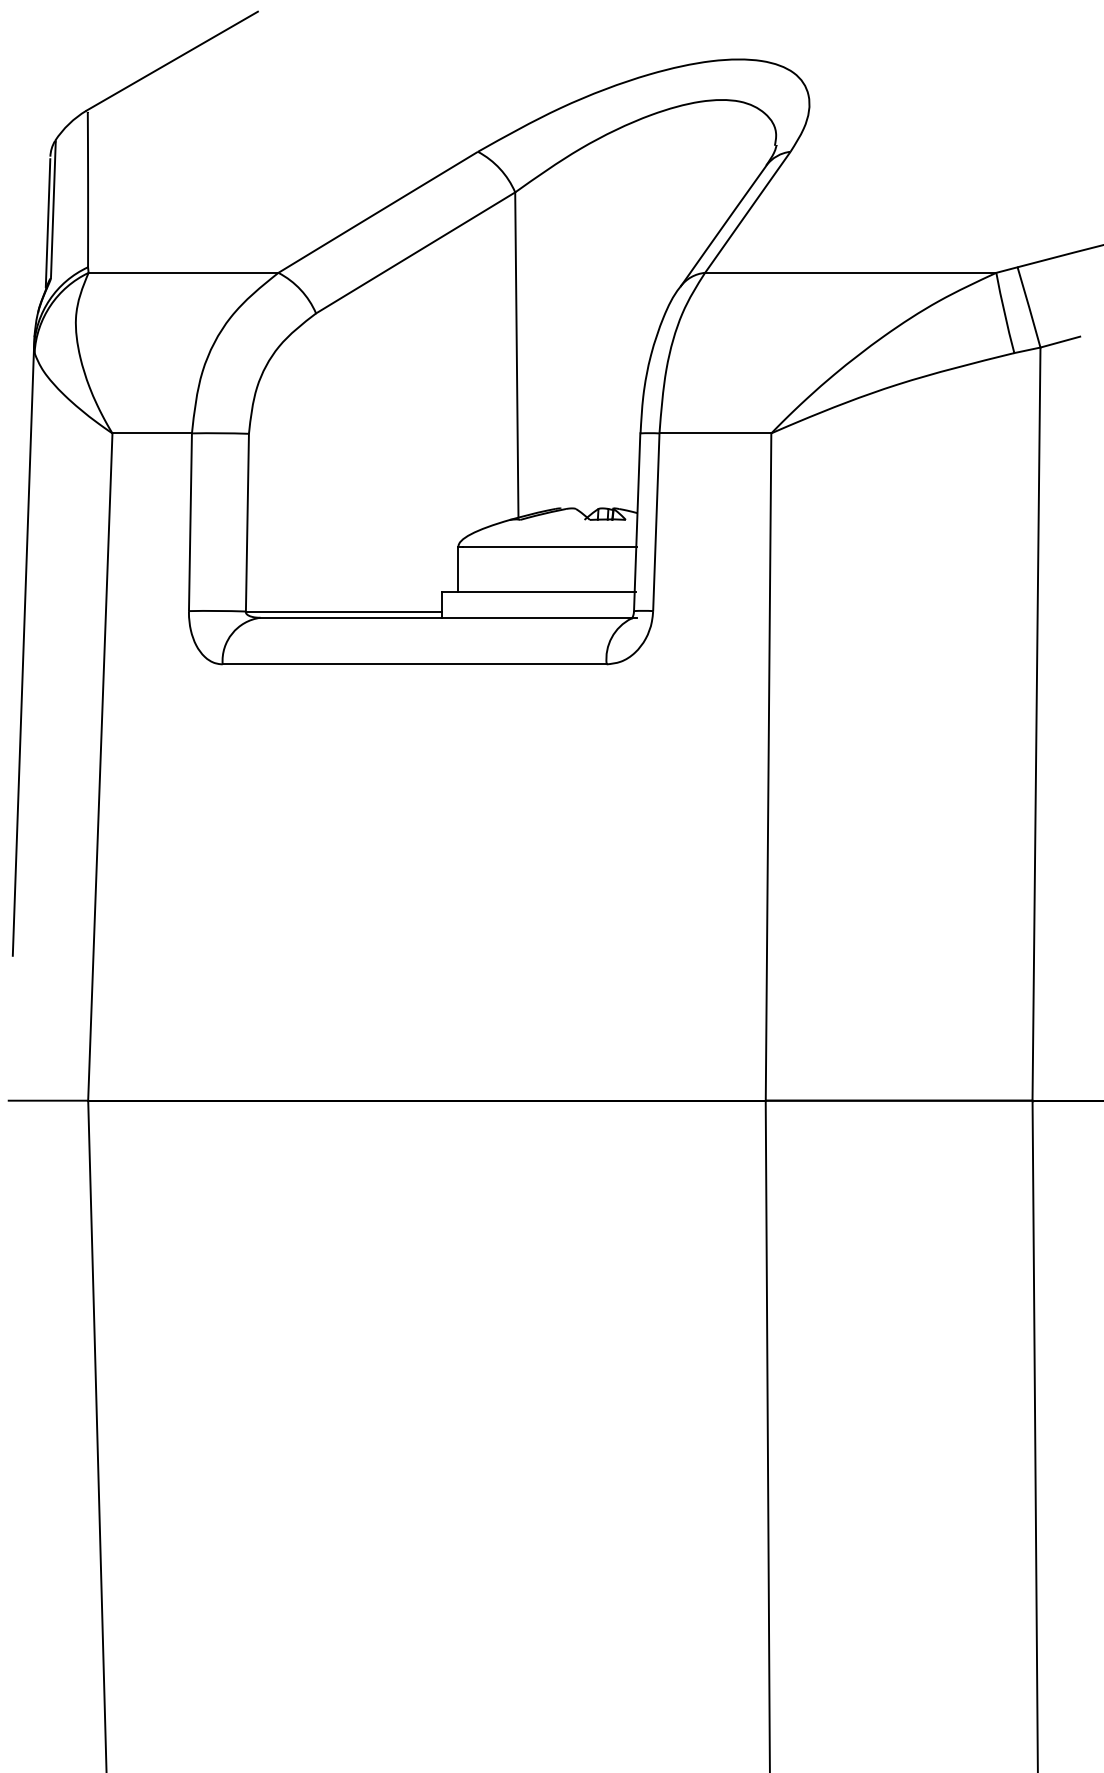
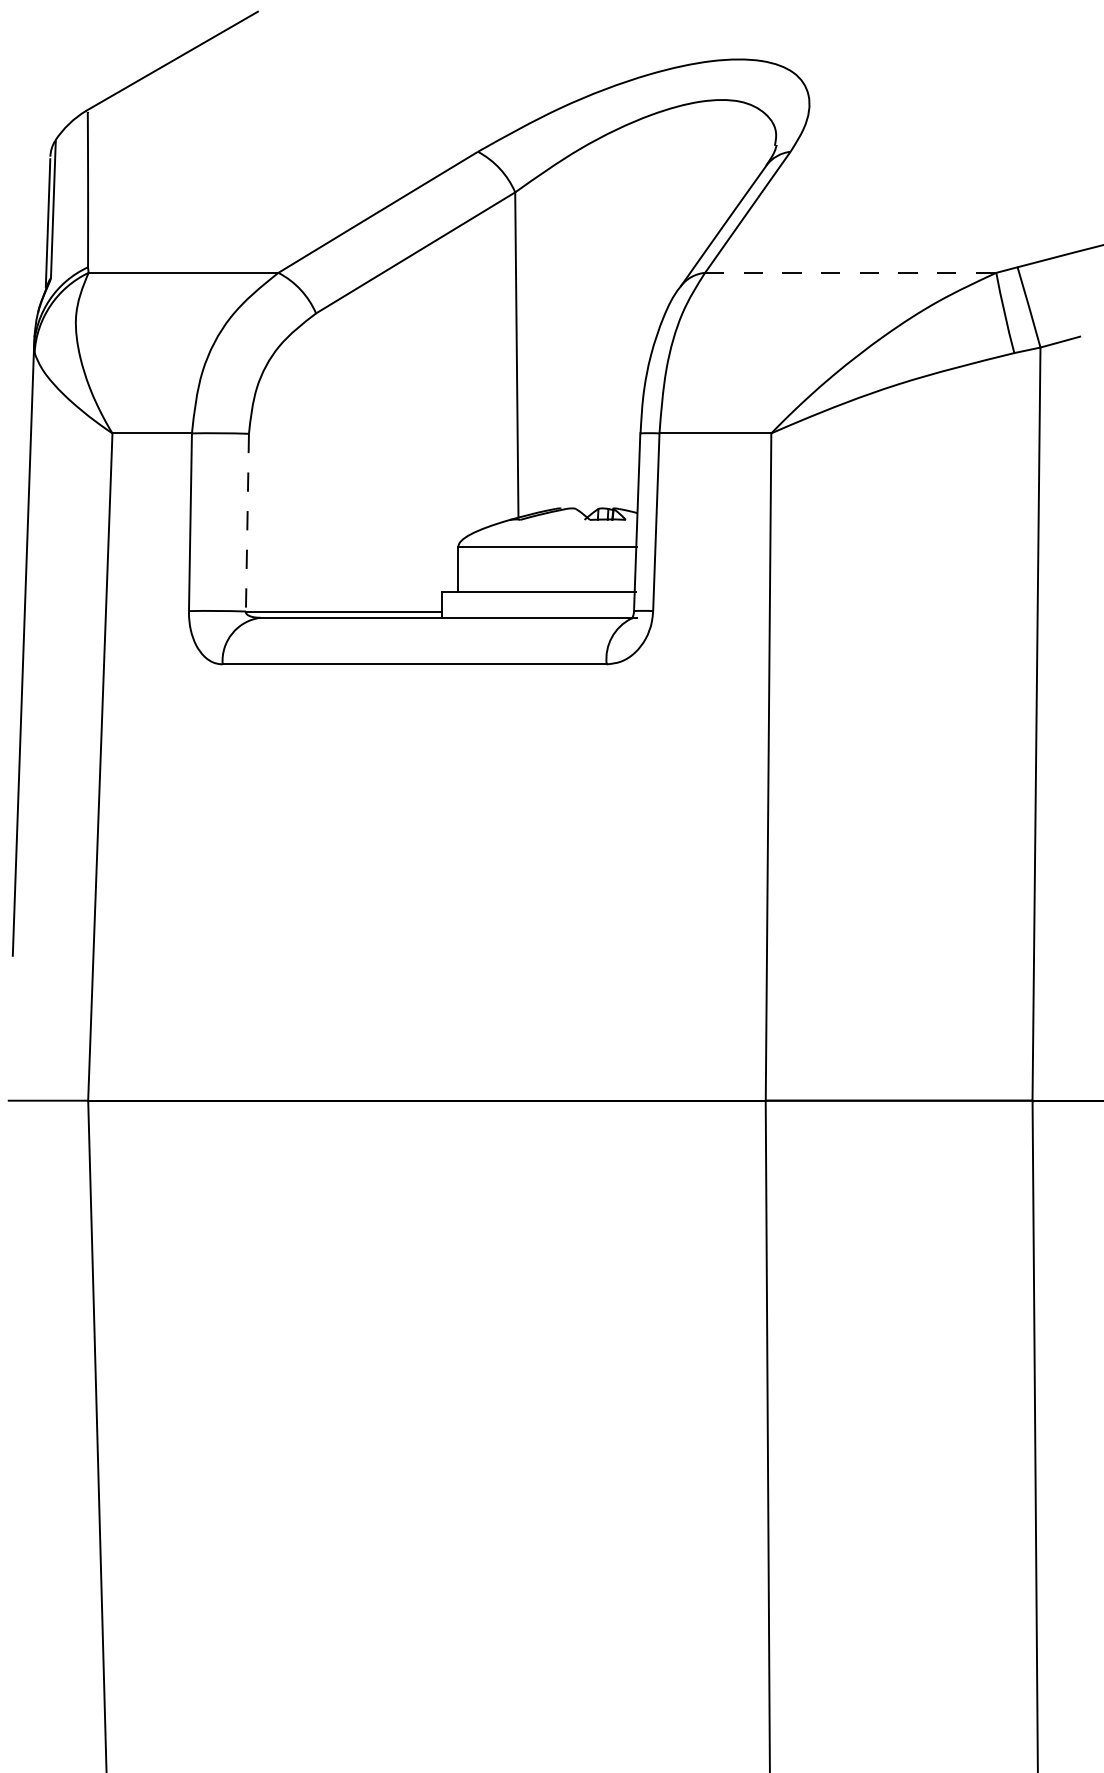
line: solid -> dashed (850, 272)
line: solid -> dashed (247, 522)
